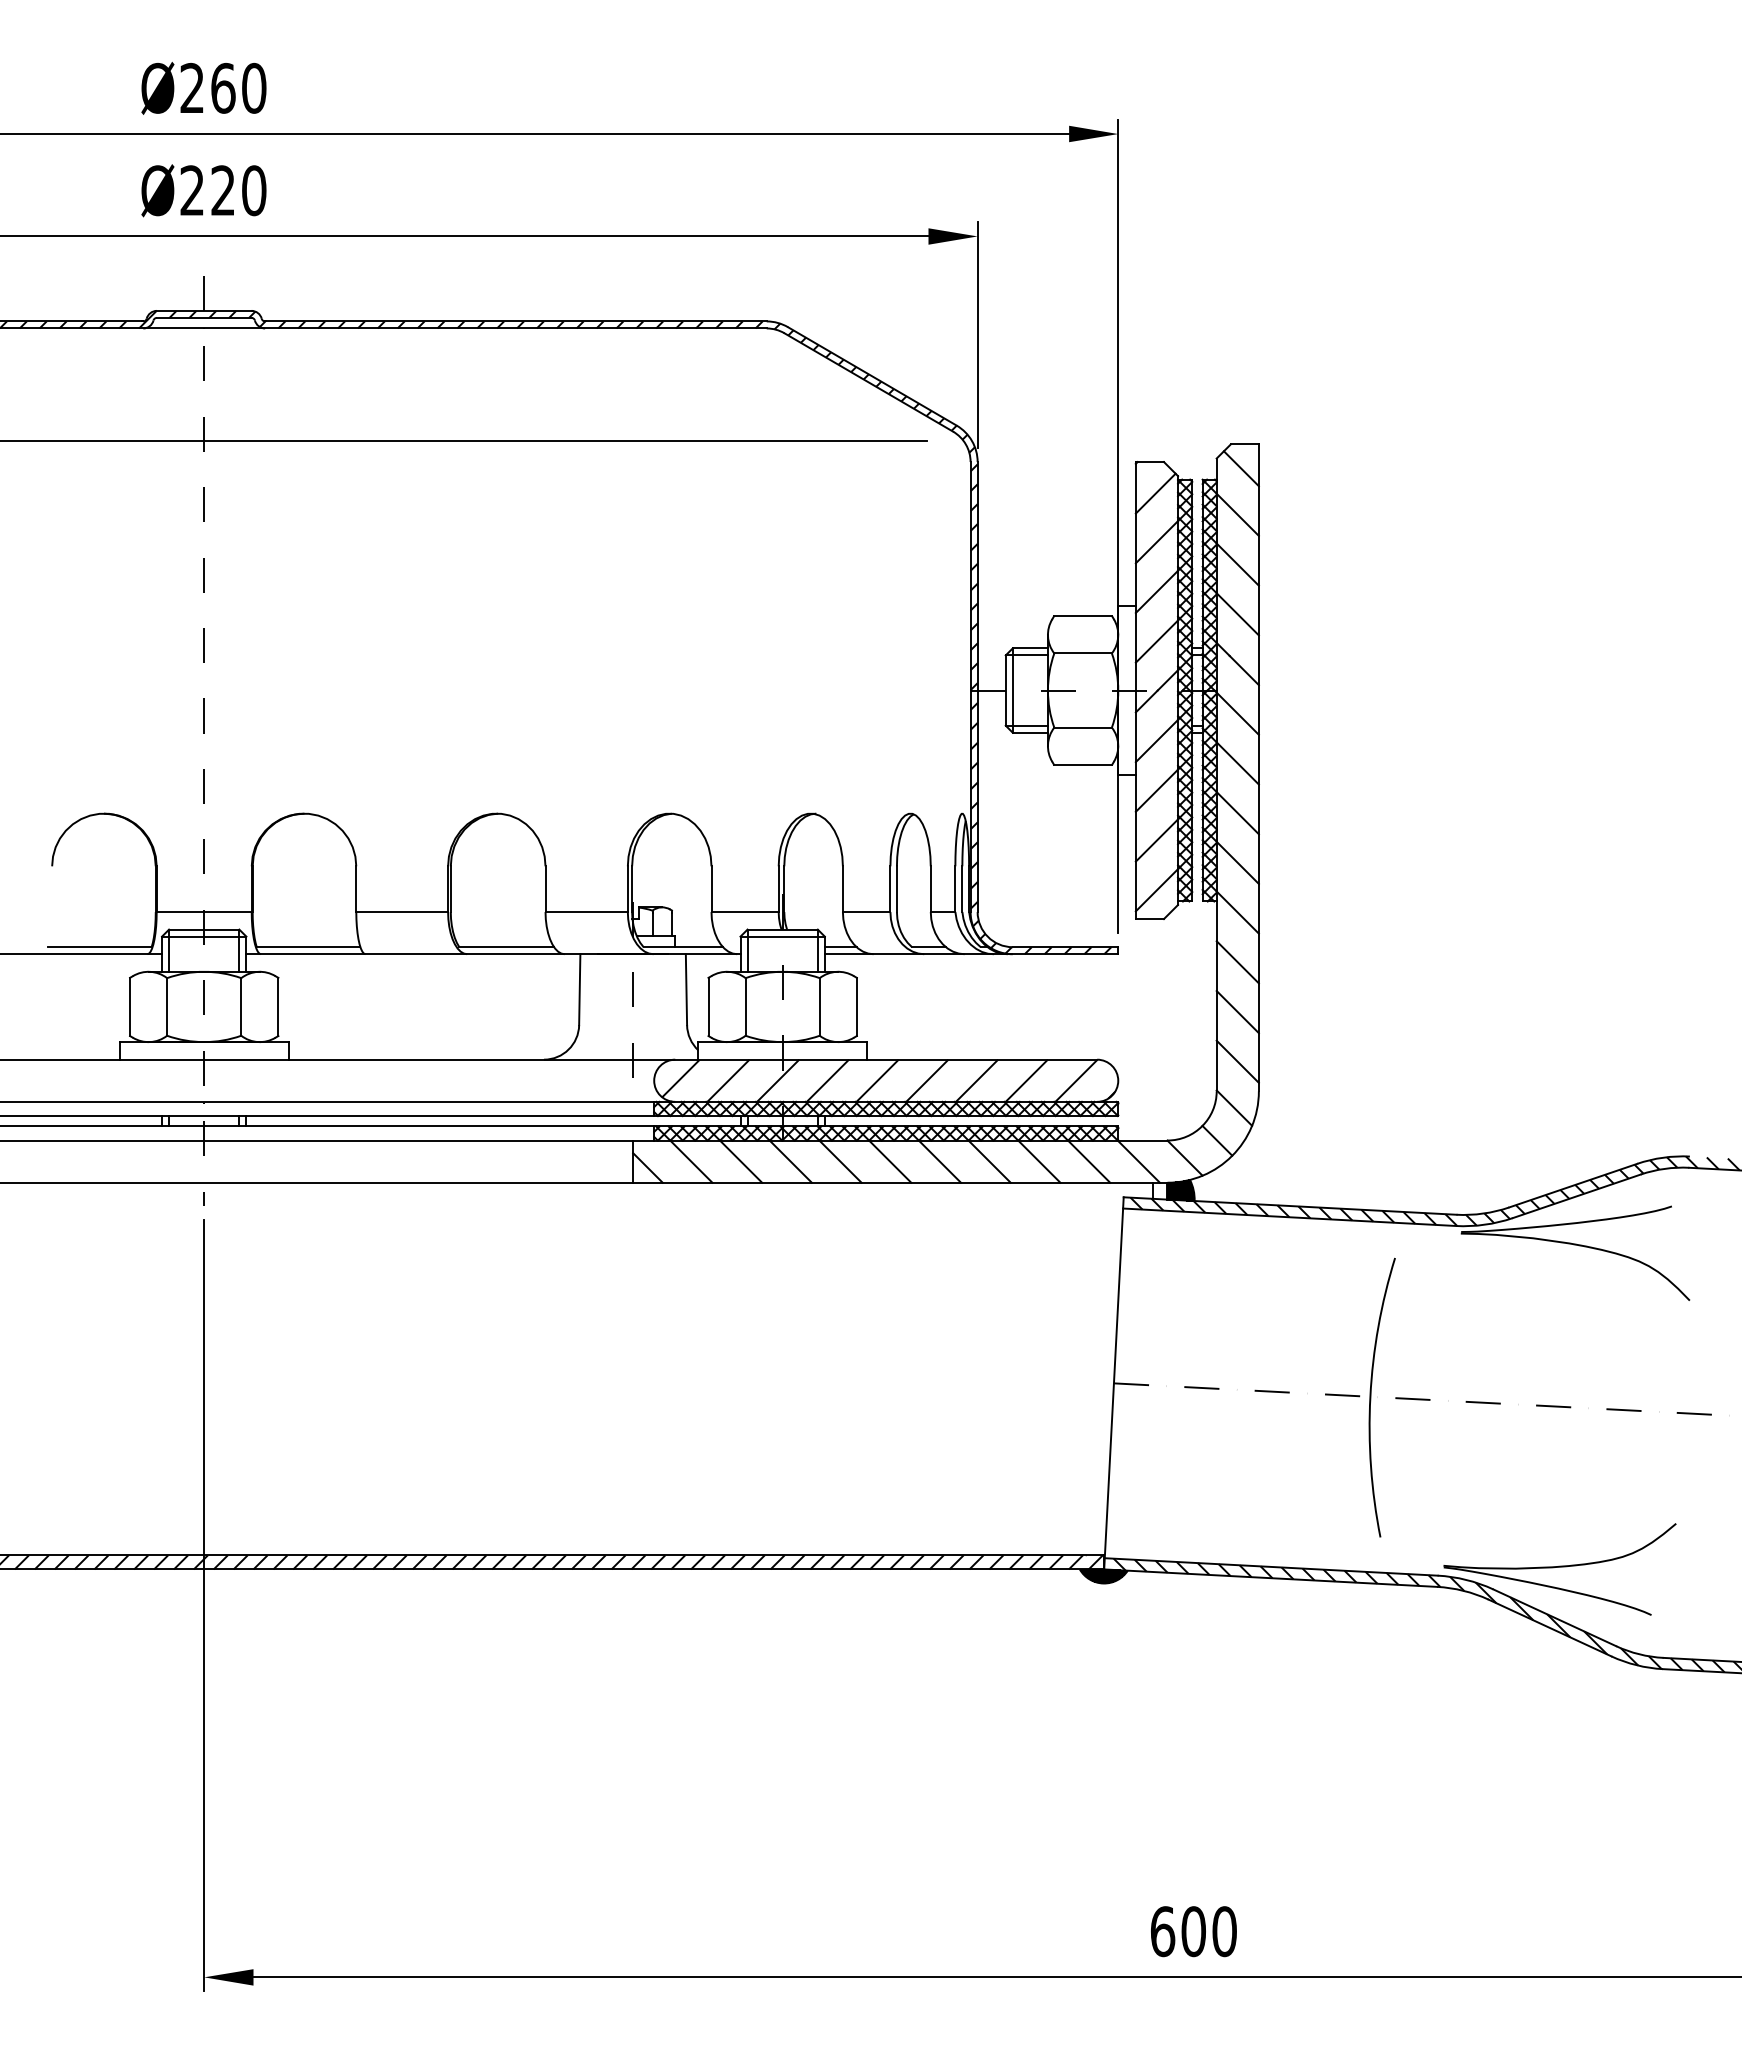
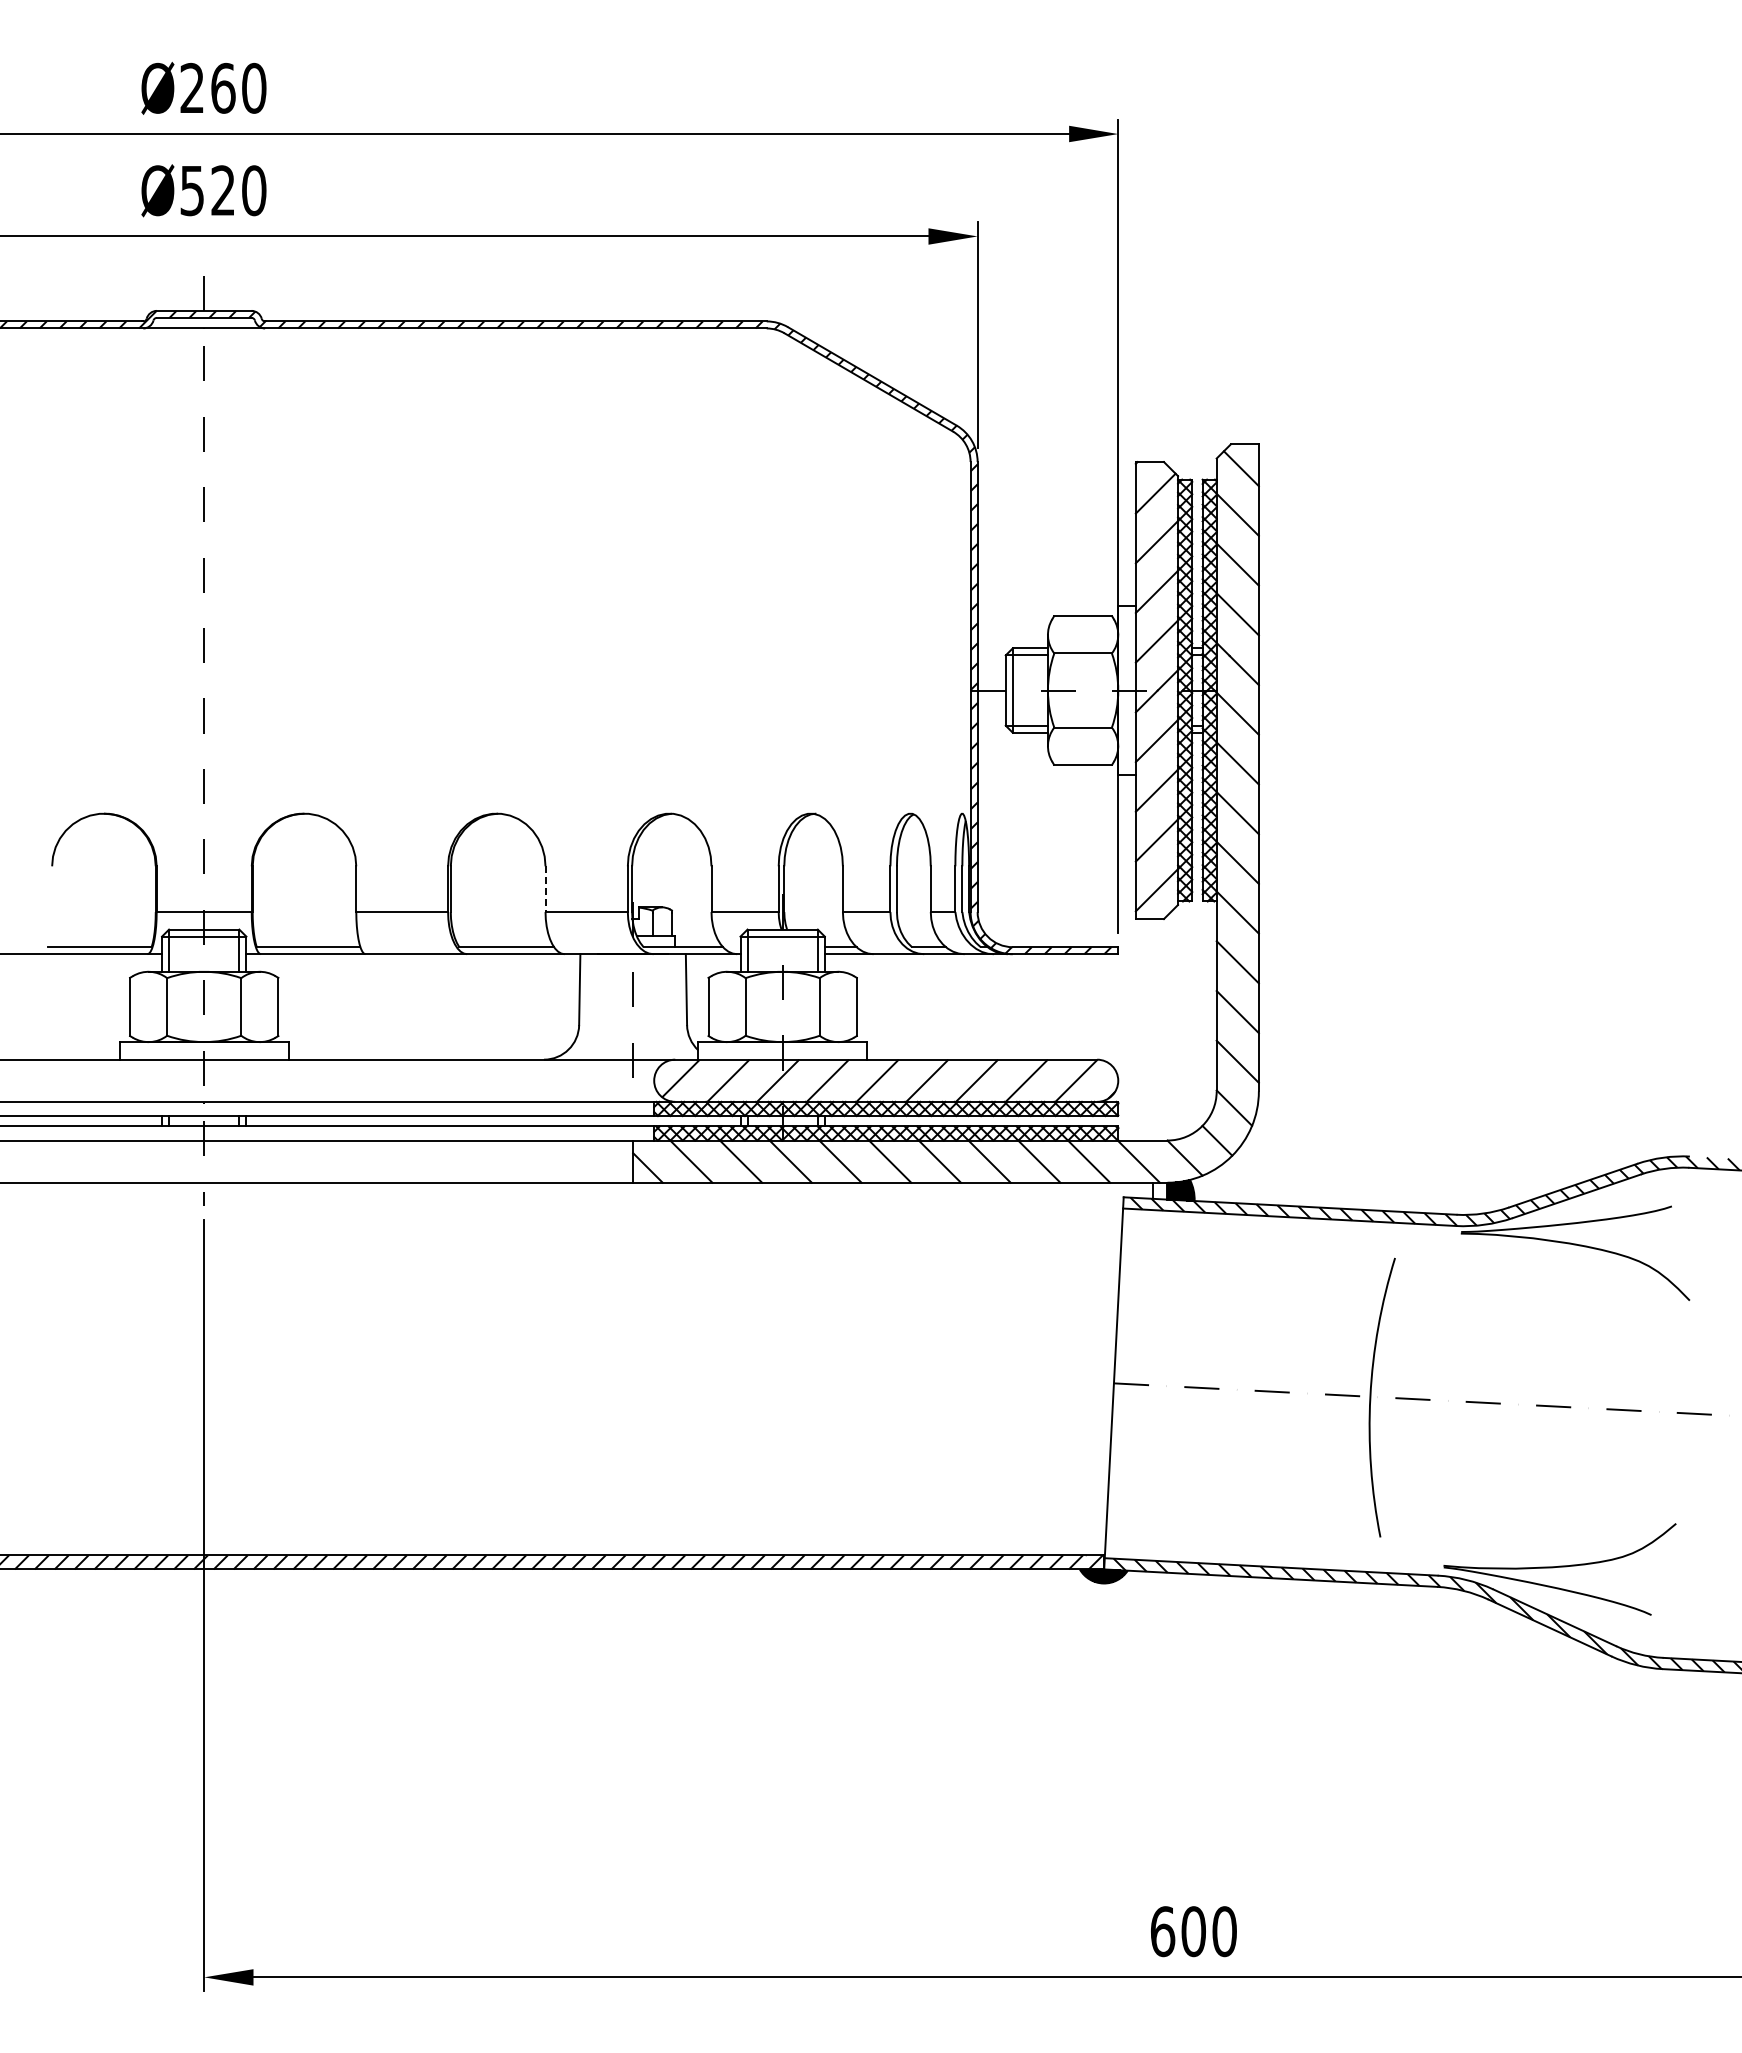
text: Ø220 -> Ø520 (191, 190)
line: present -> none (464, 440)
line: solid -> dashed (545, 889)
